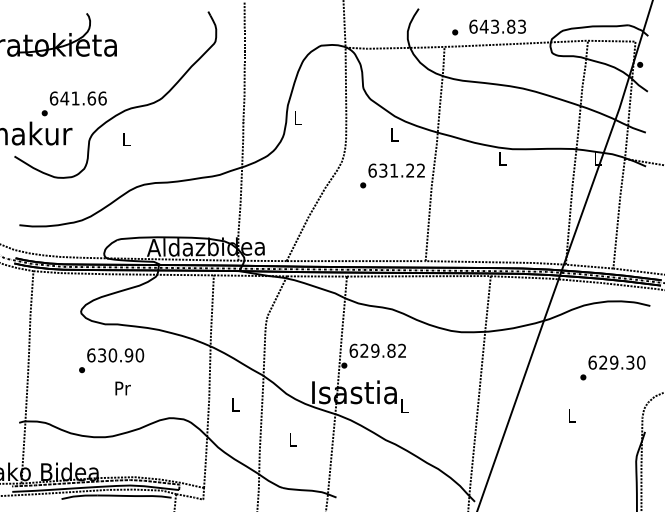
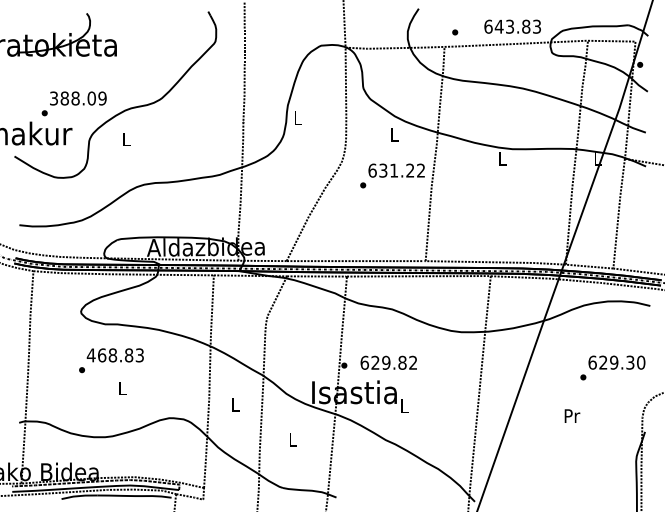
text position: (497, 26) -> (512, 26) (512, 26)
text: 641.66 -> 388.09 (77, 98)
text position: (377, 350) -> (388, 362) (388, 362)
text: 630.90 -> 468.83 (115, 355)
text: Pr -> L (122, 388)
text: L -> Pr (572, 415)
